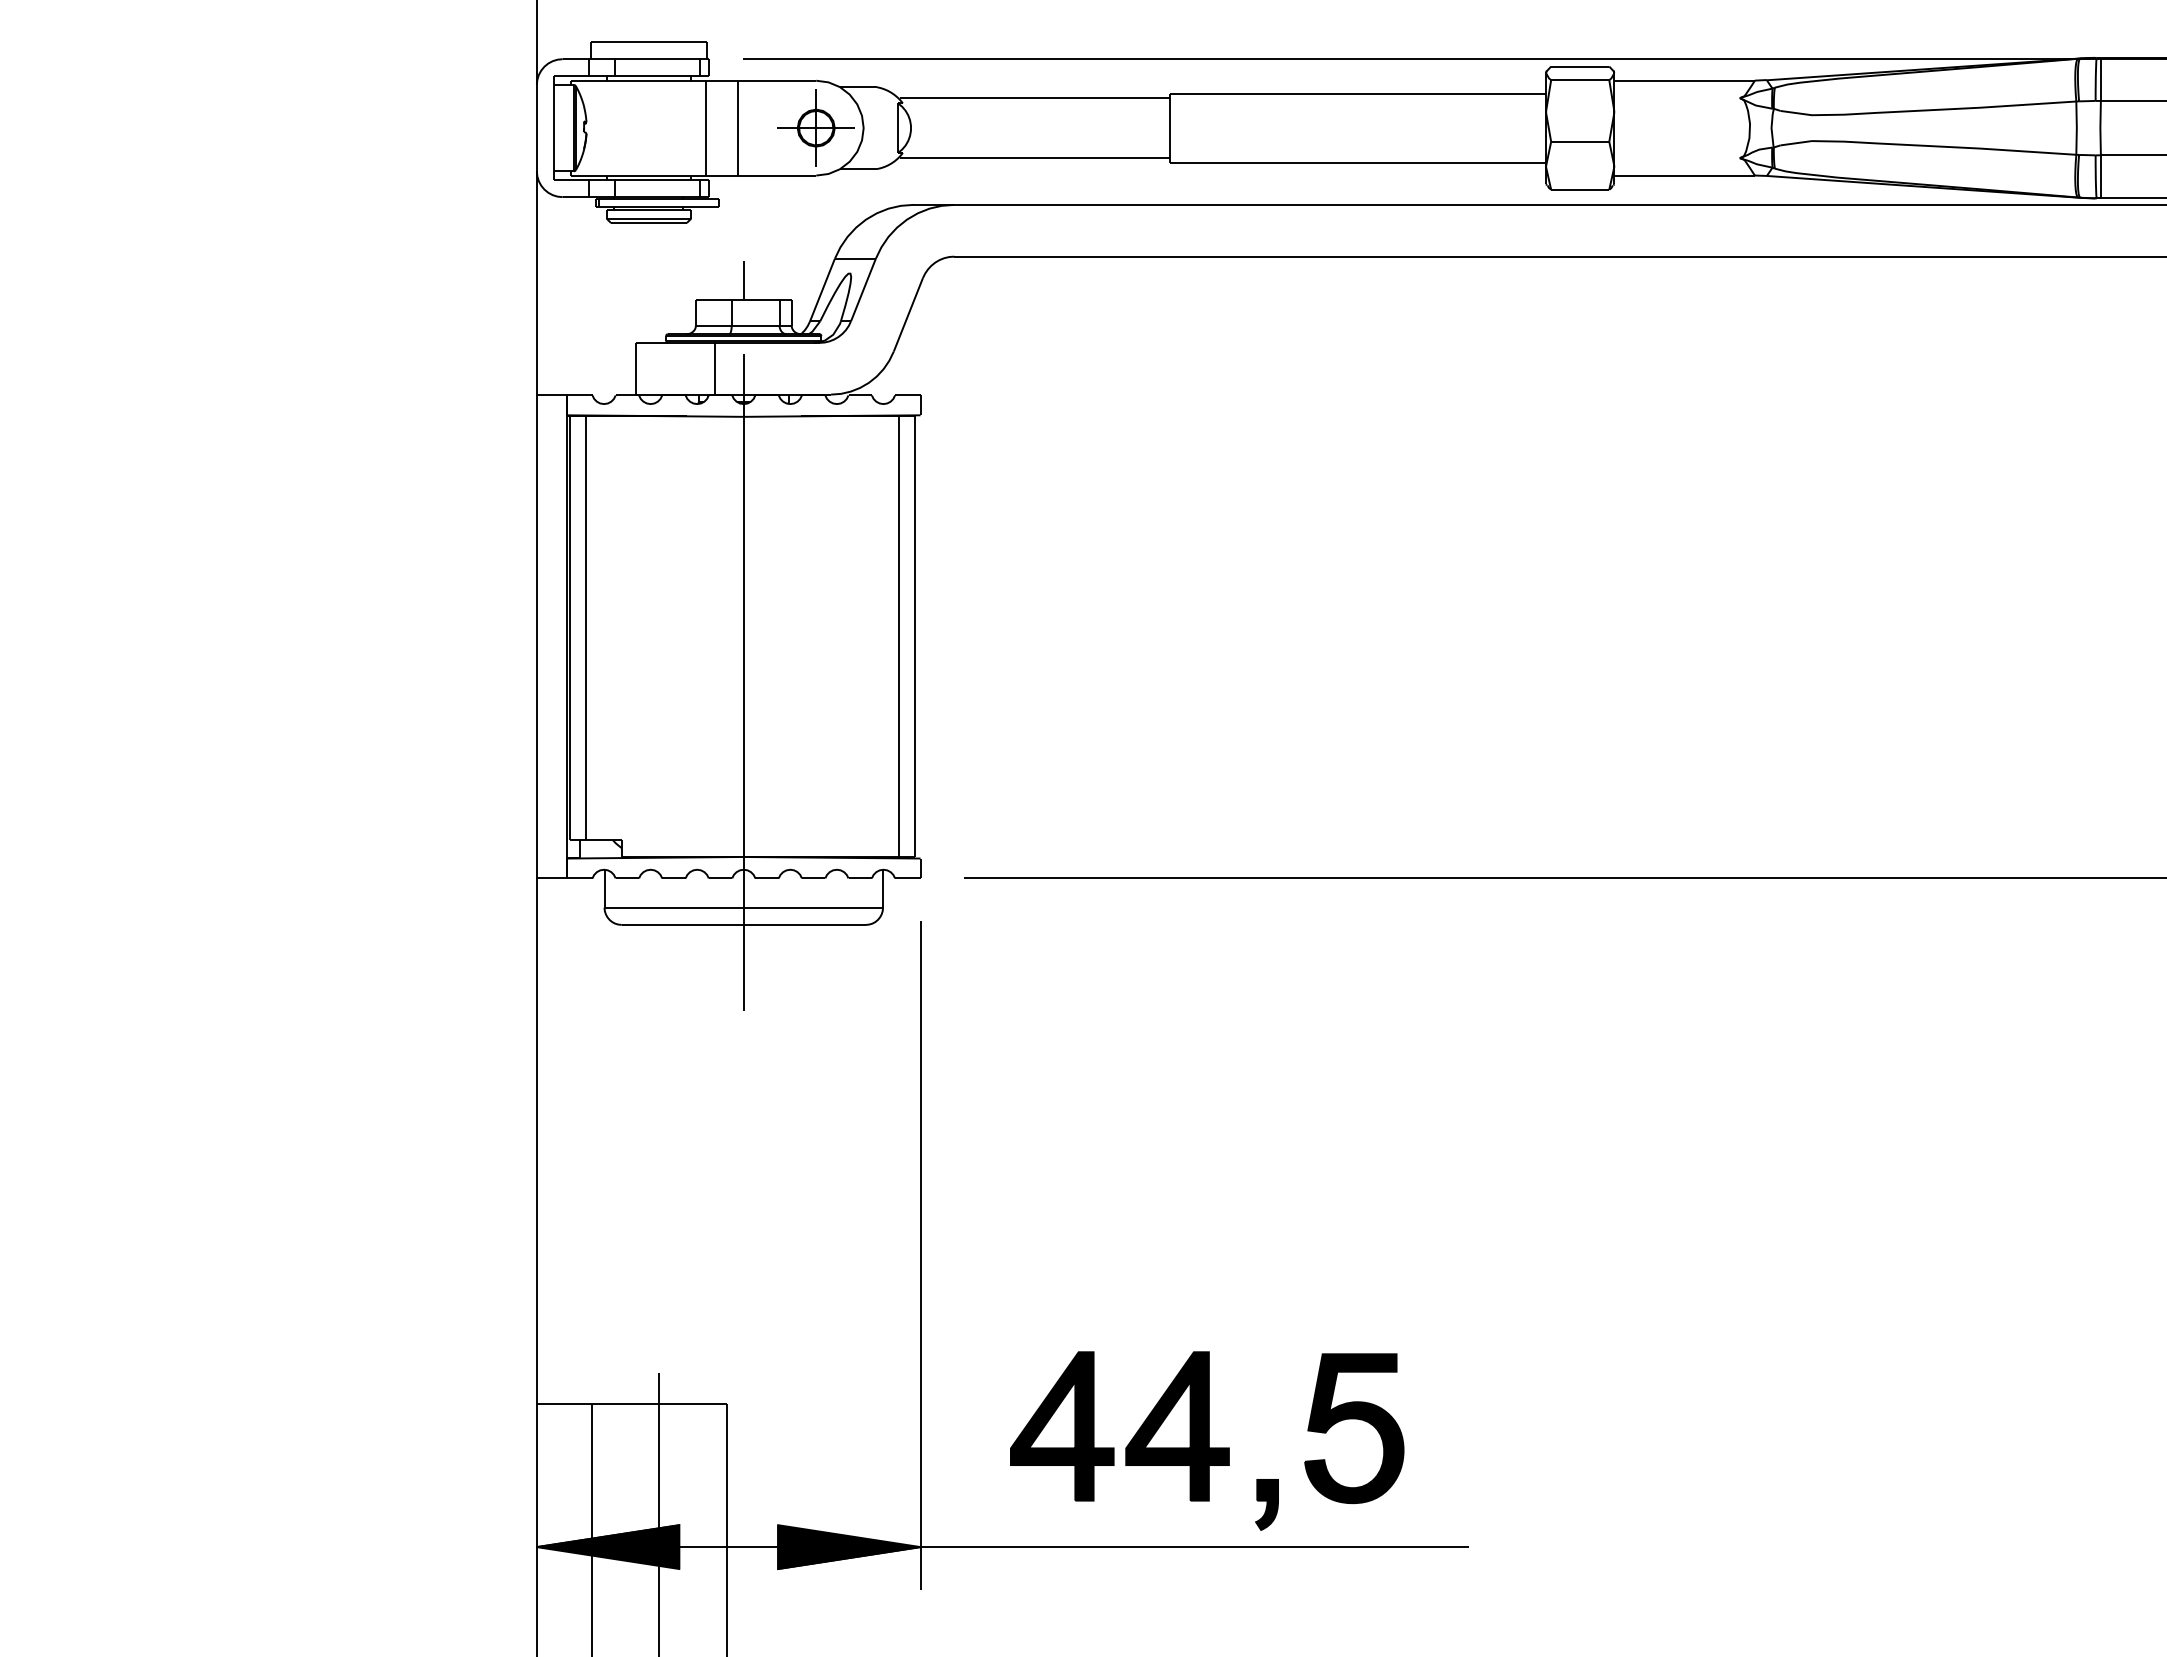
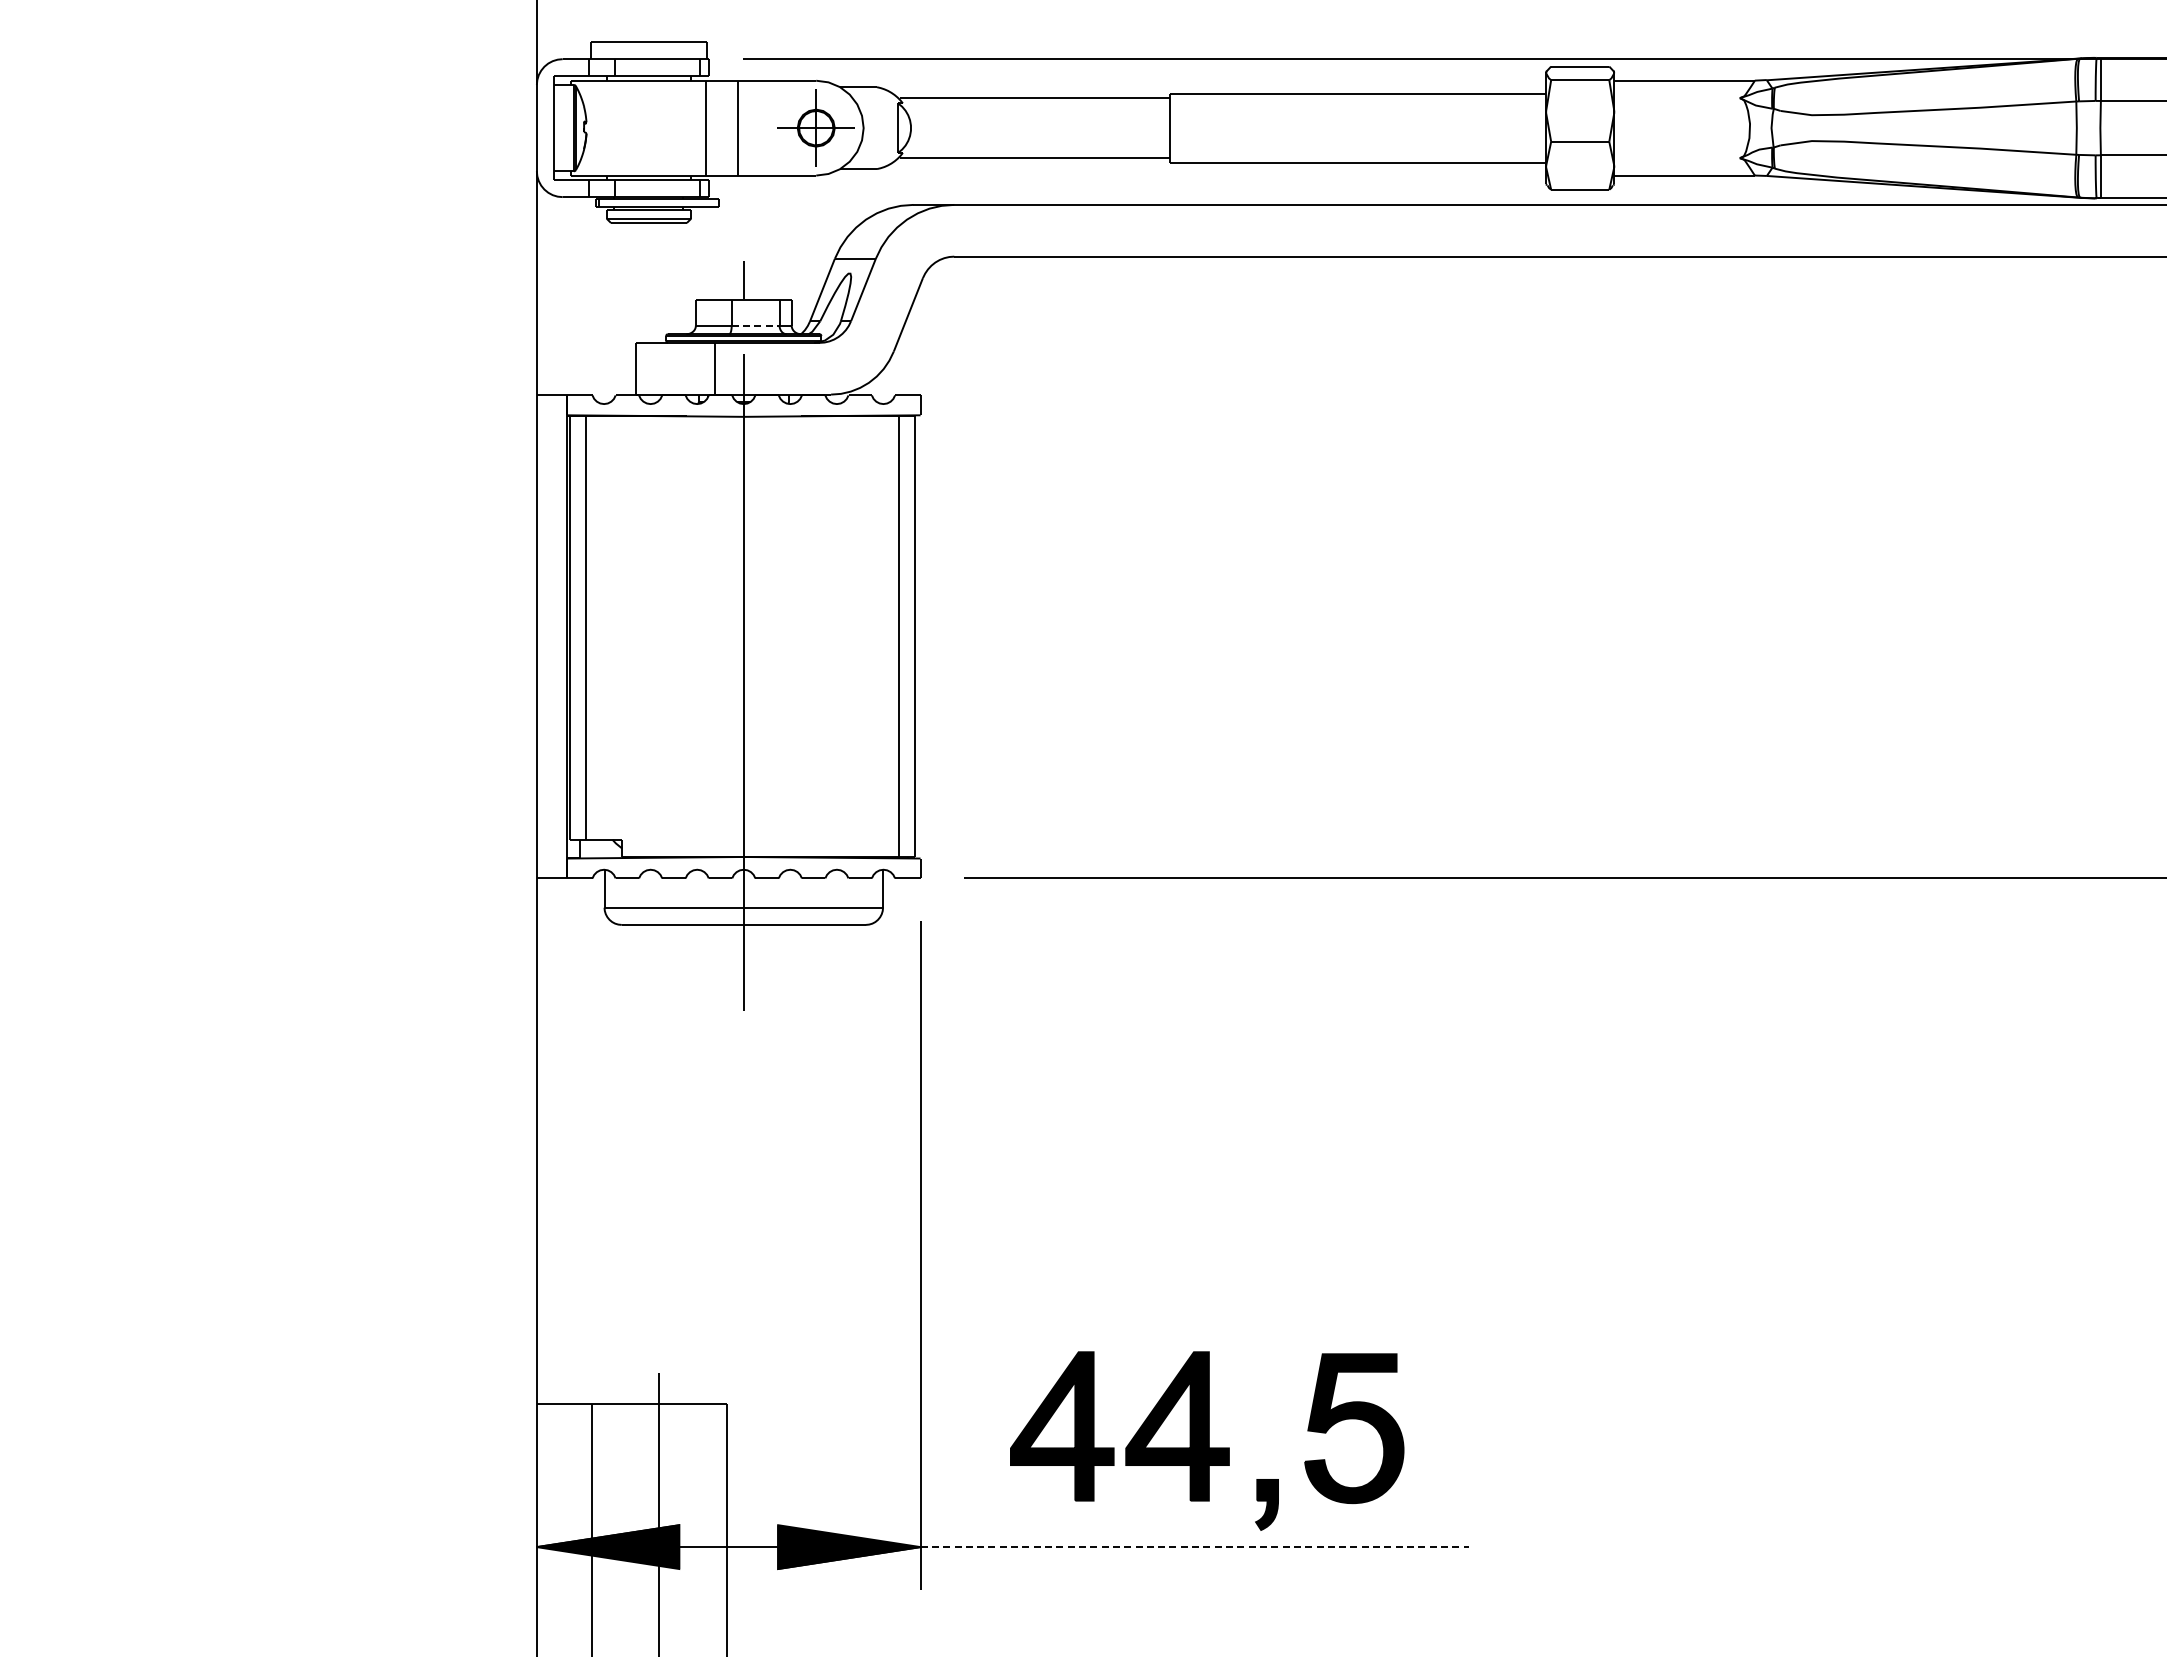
line: solid -> dashed (755, 325)
line: solid -> dashed (1195, 1547)
